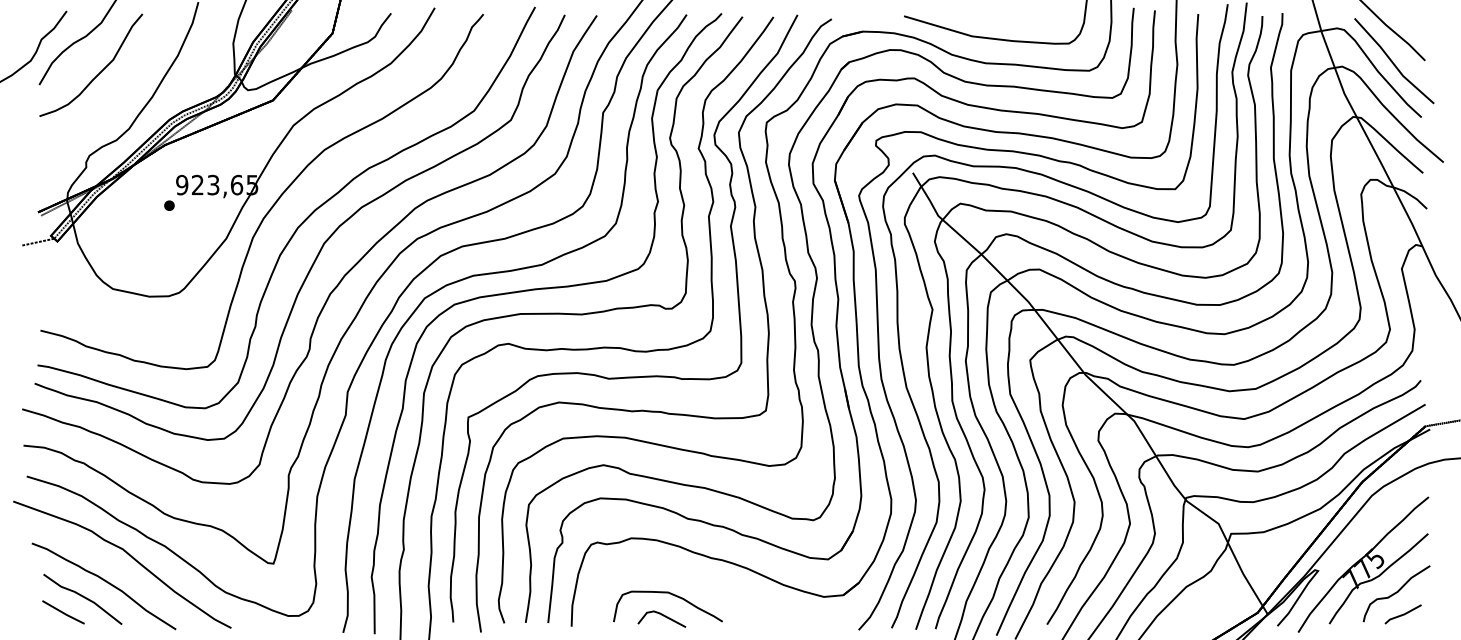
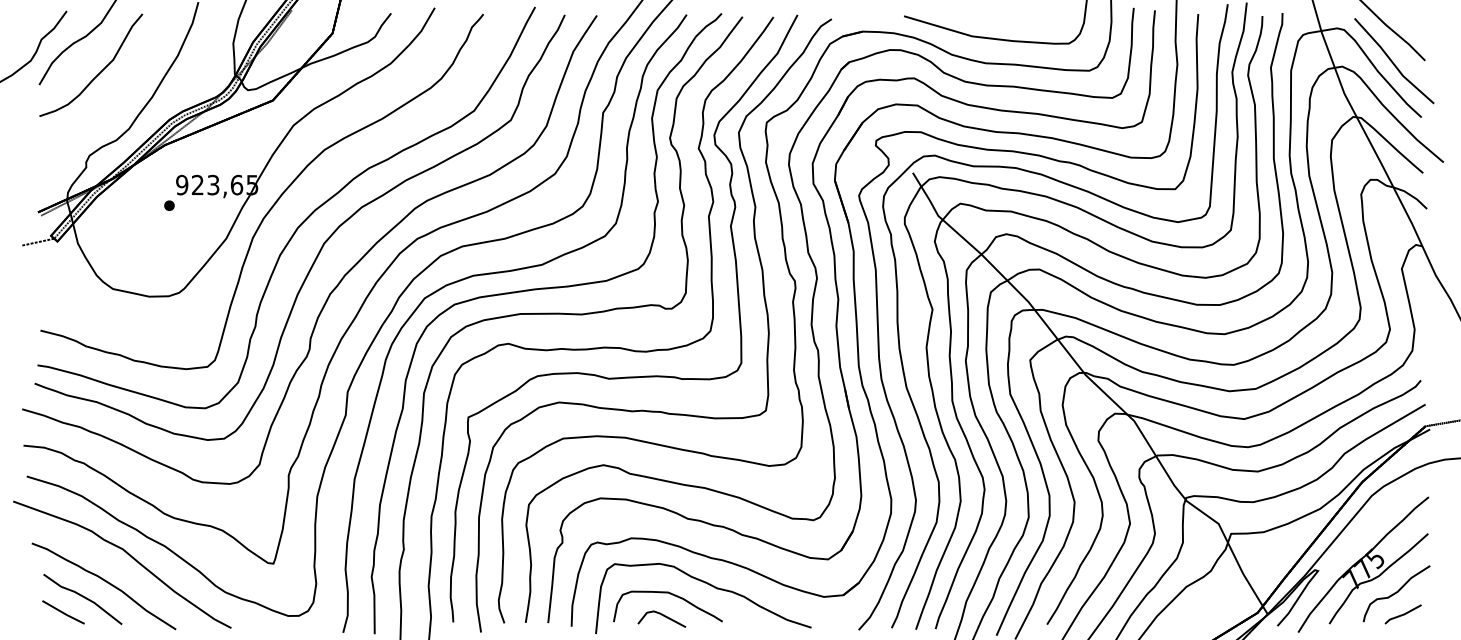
part: none -> present (709, 585)
